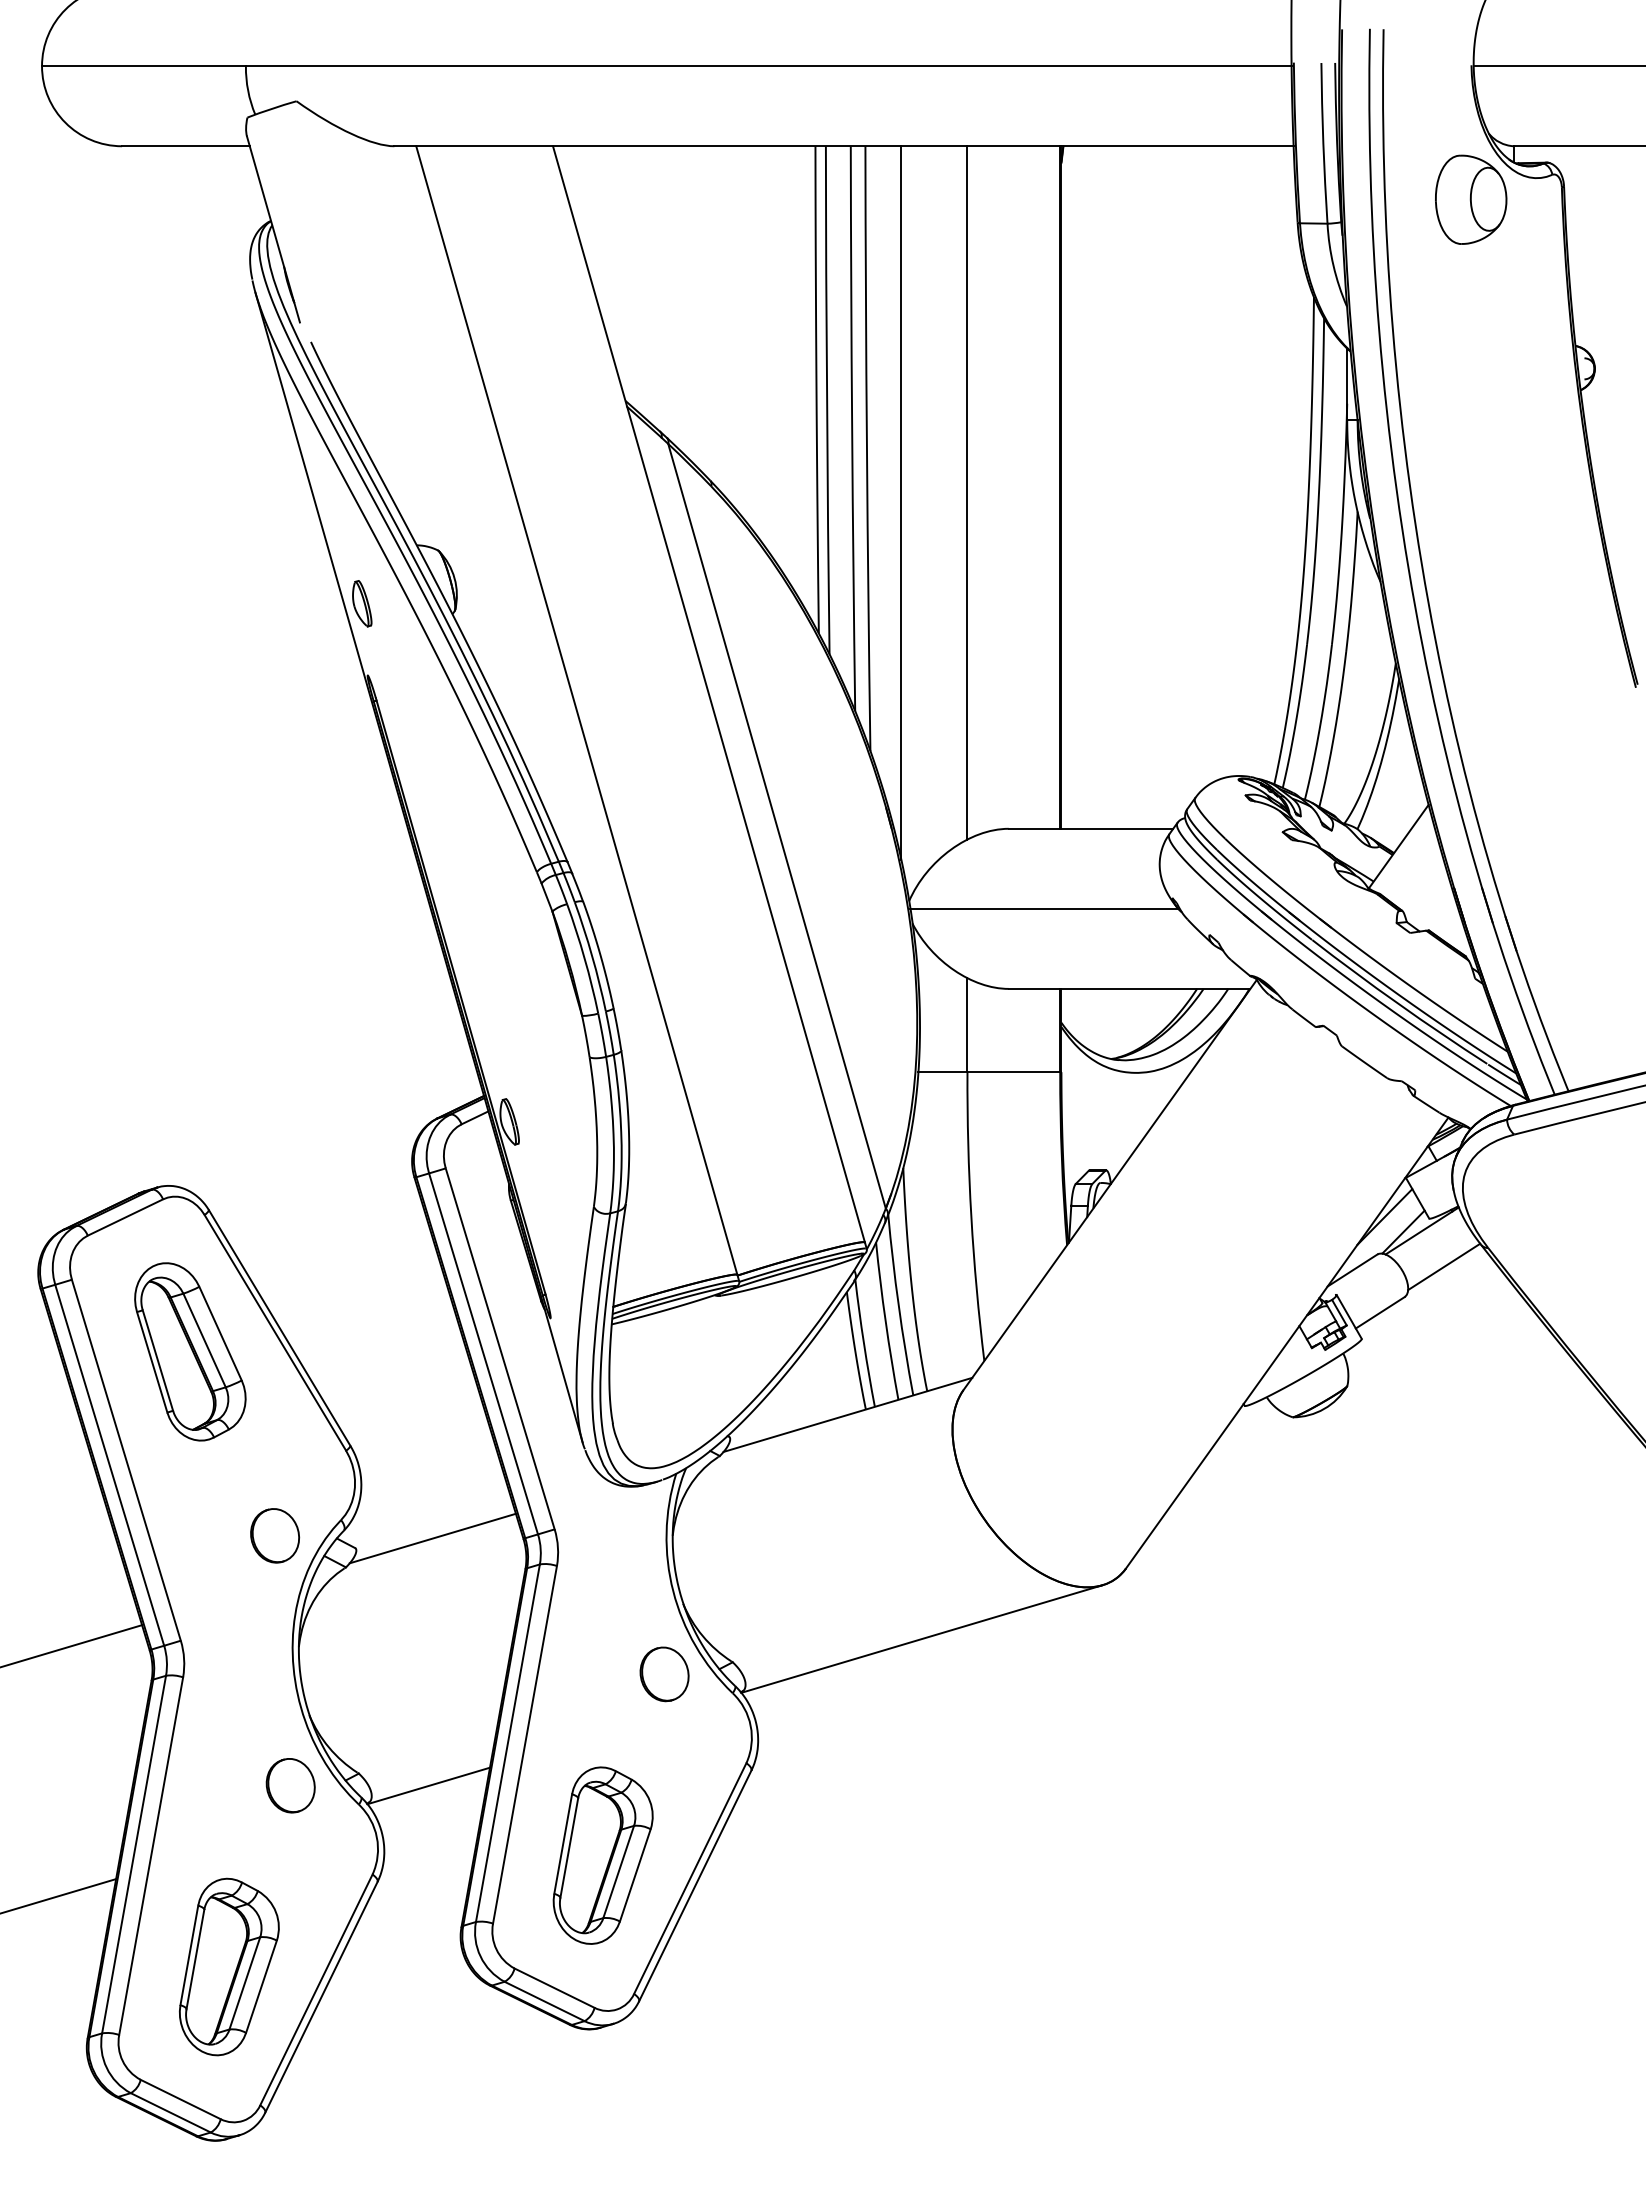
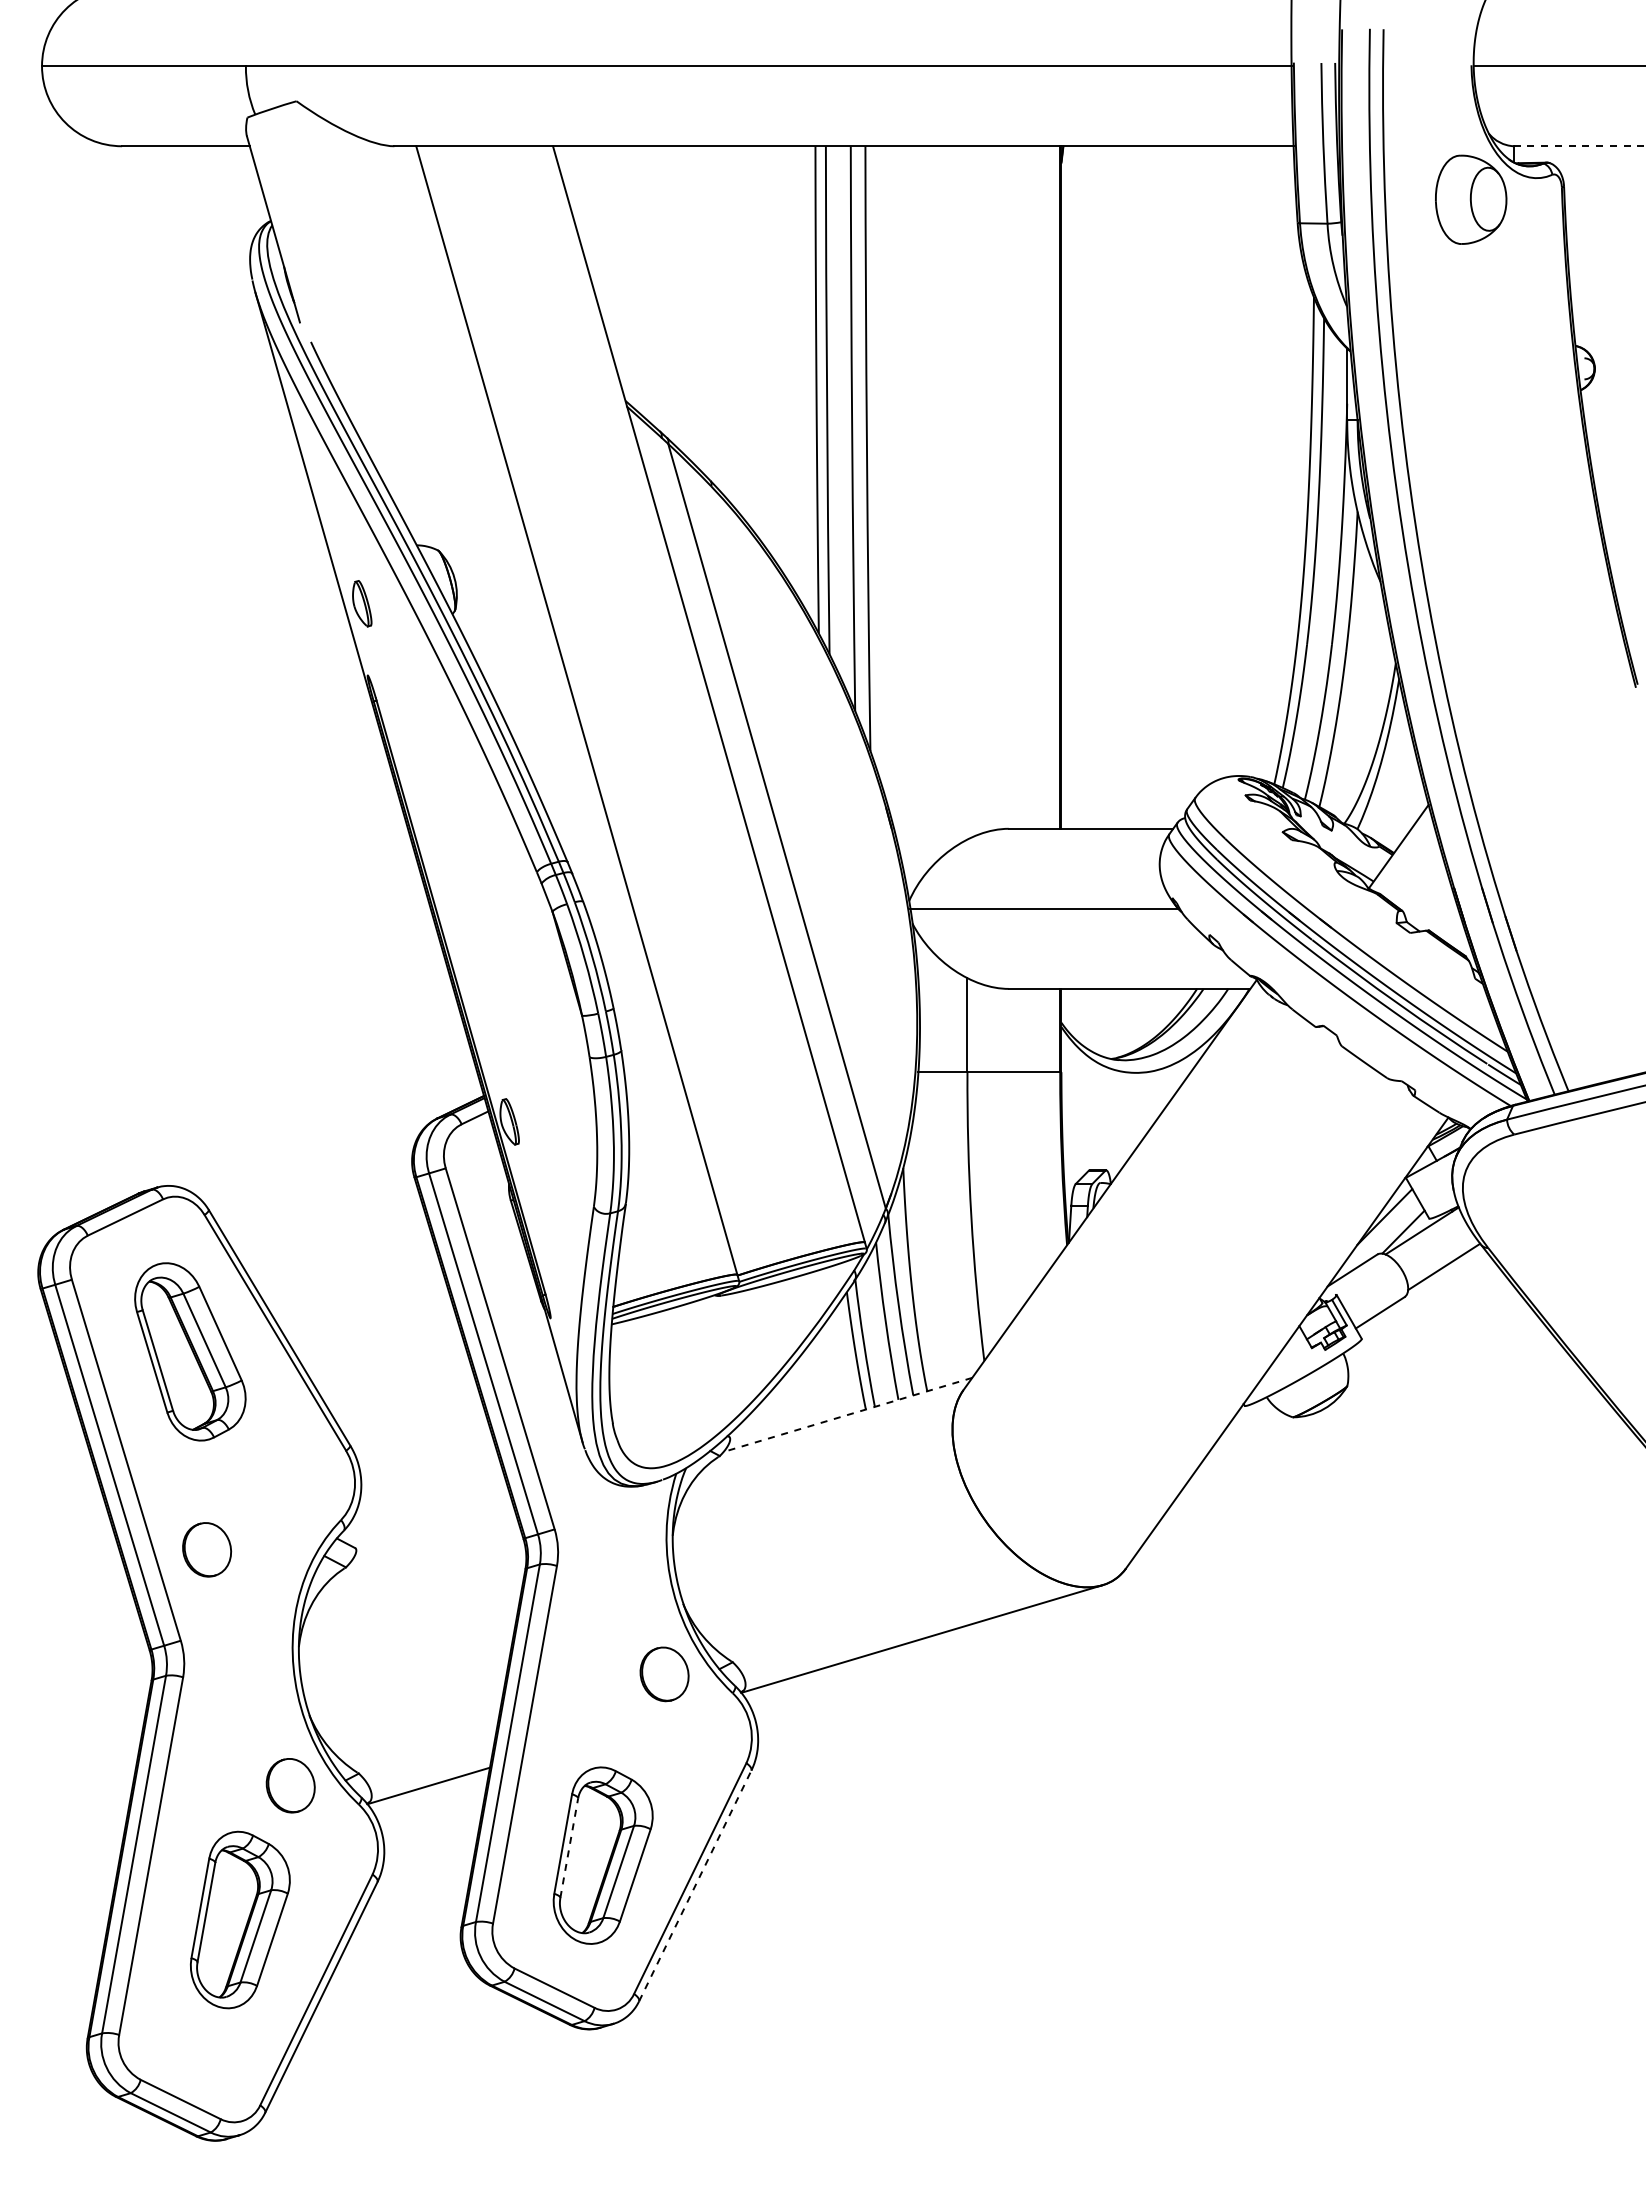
line: solid -> dashed (1579, 146)
line: present -> none (967, 492)
line: present -> none (901, 502)
line: solid -> dashed (847, 1414)
part position: (275, 1535) -> (207, 1549) (207, 1549)
line: present -> none (432, 1538)
line: present -> none (72, 1645)
line: solid -> dashed (569, 1848)
line: solid -> dashed (695, 1885)
line: present -> none (59, 1895)
part position: (229, 1966) -> (240, 1919) (240, 1919)
